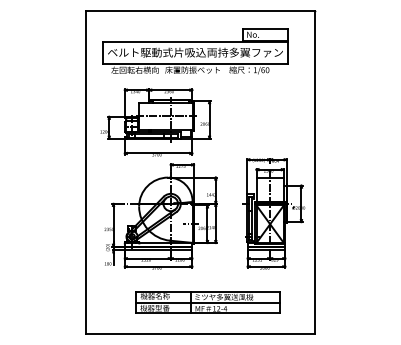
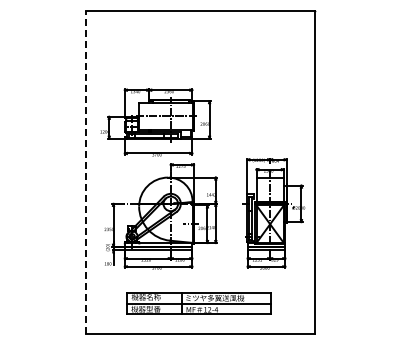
part: present -> none (195, 51)
line: solid -> dashed (85, 172)
part position: (207, 302) -> (198, 303) (198, 303)
